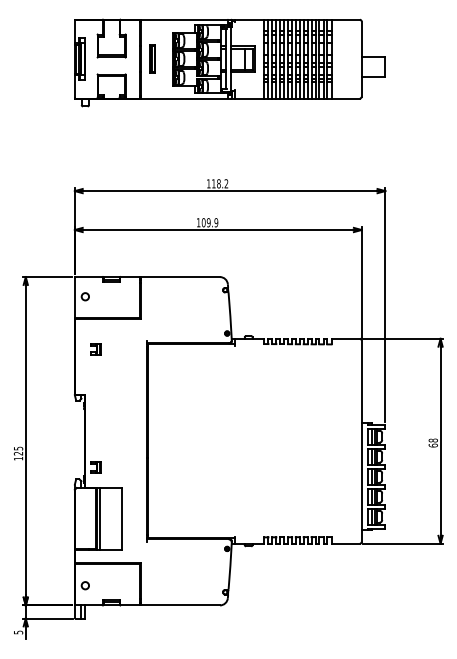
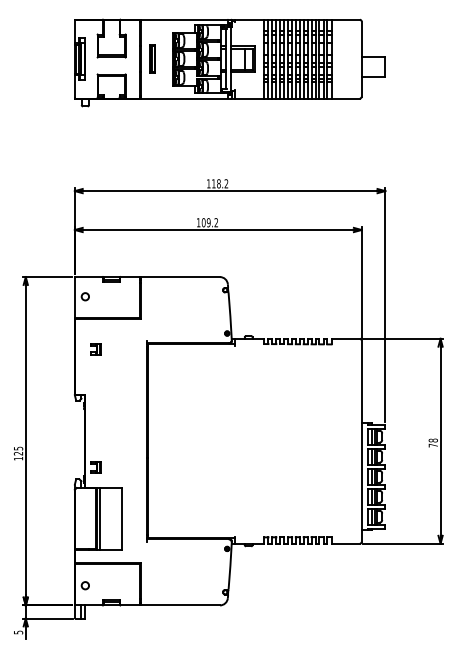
text: 109.9 -> 109.2 (216, 222)
text: 68 -> 78 (432, 445)
